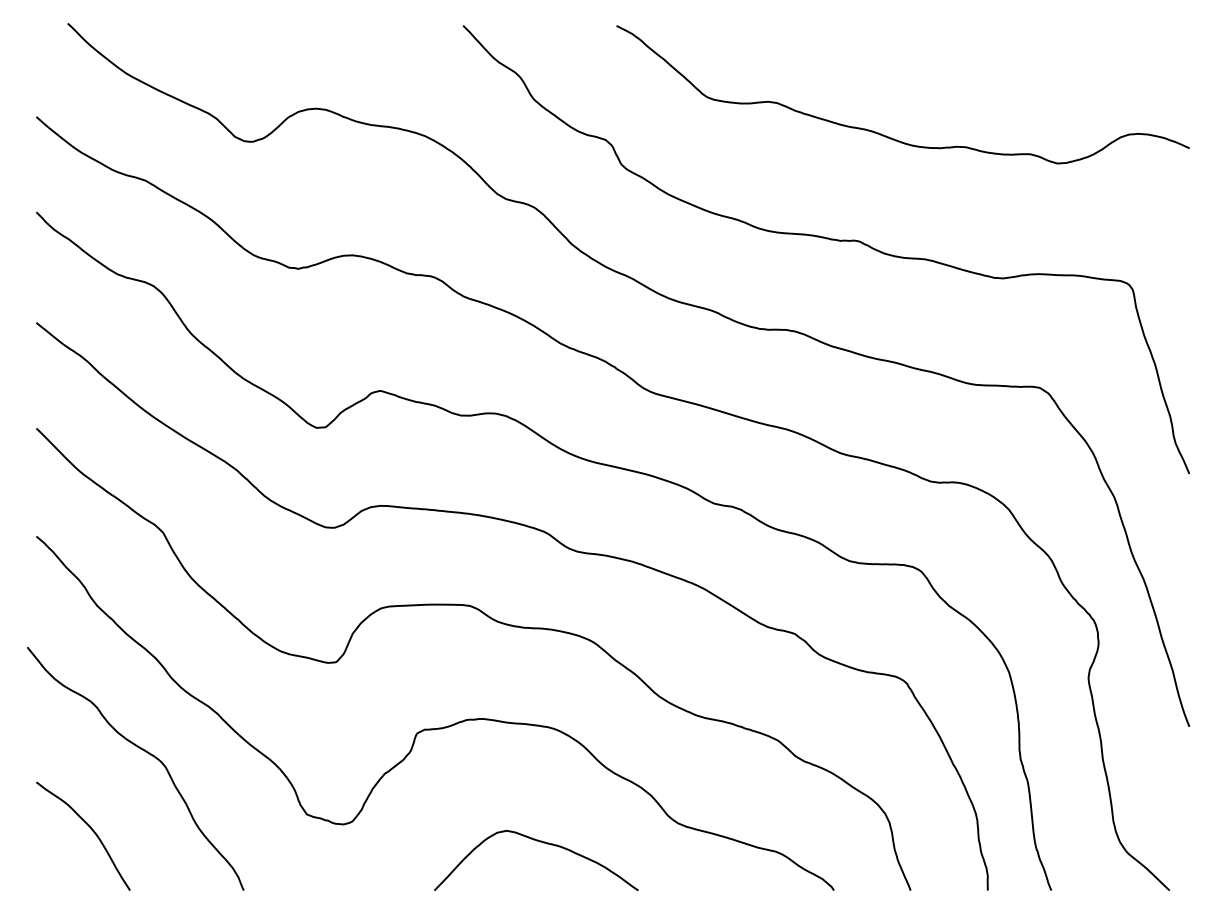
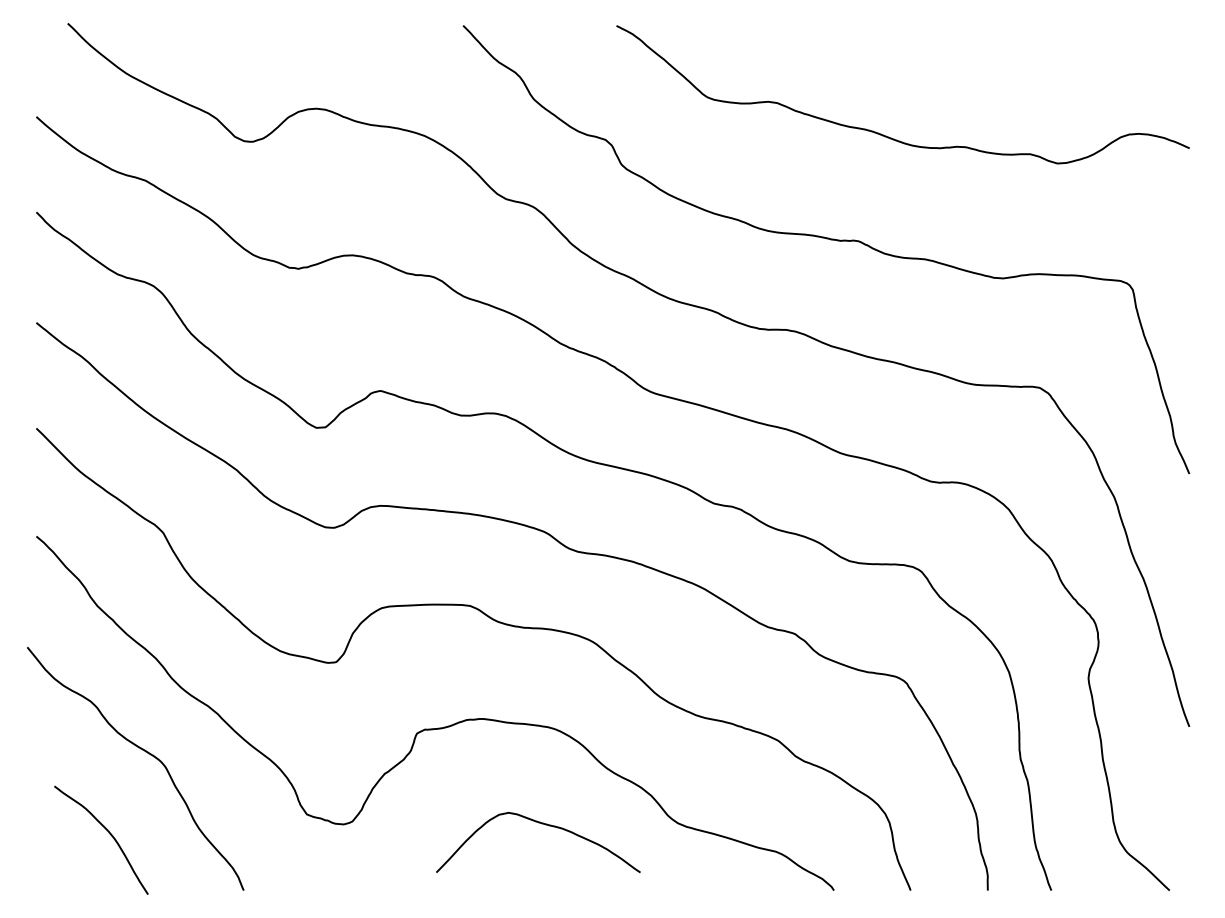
curve position: (91, 830) -> (109, 834) (109, 834)
curve position: (539, 842) -> (541, 824) (541, 824)
